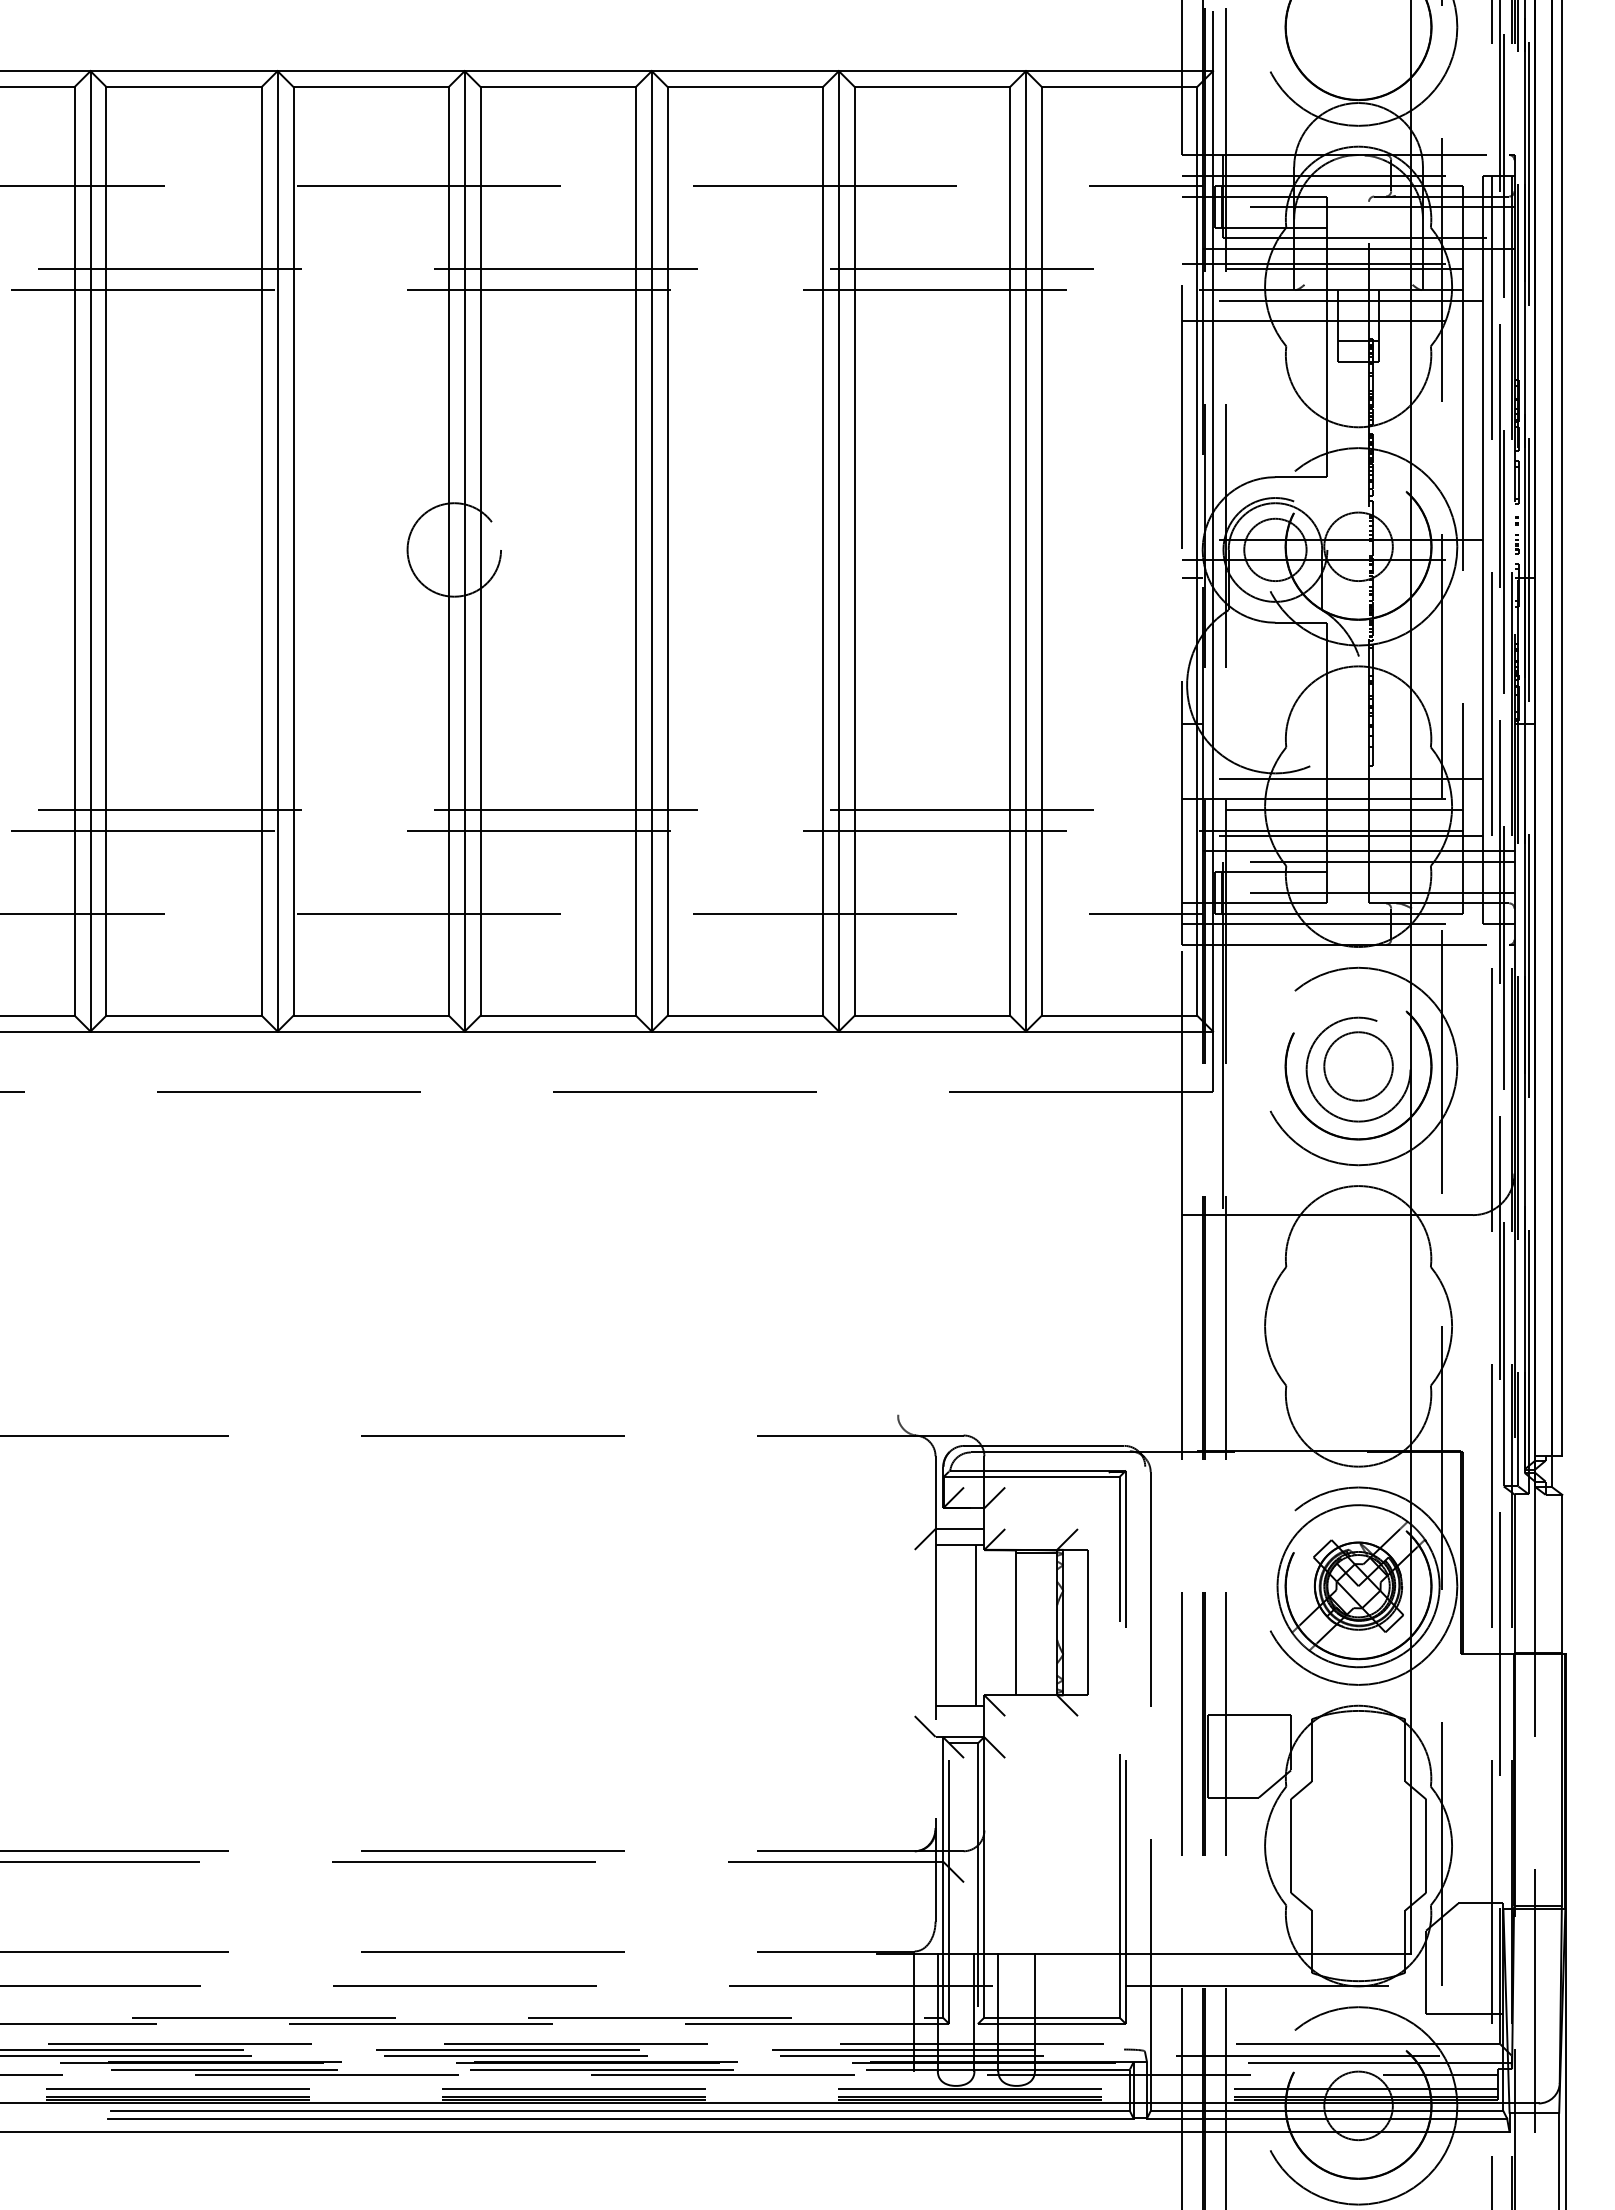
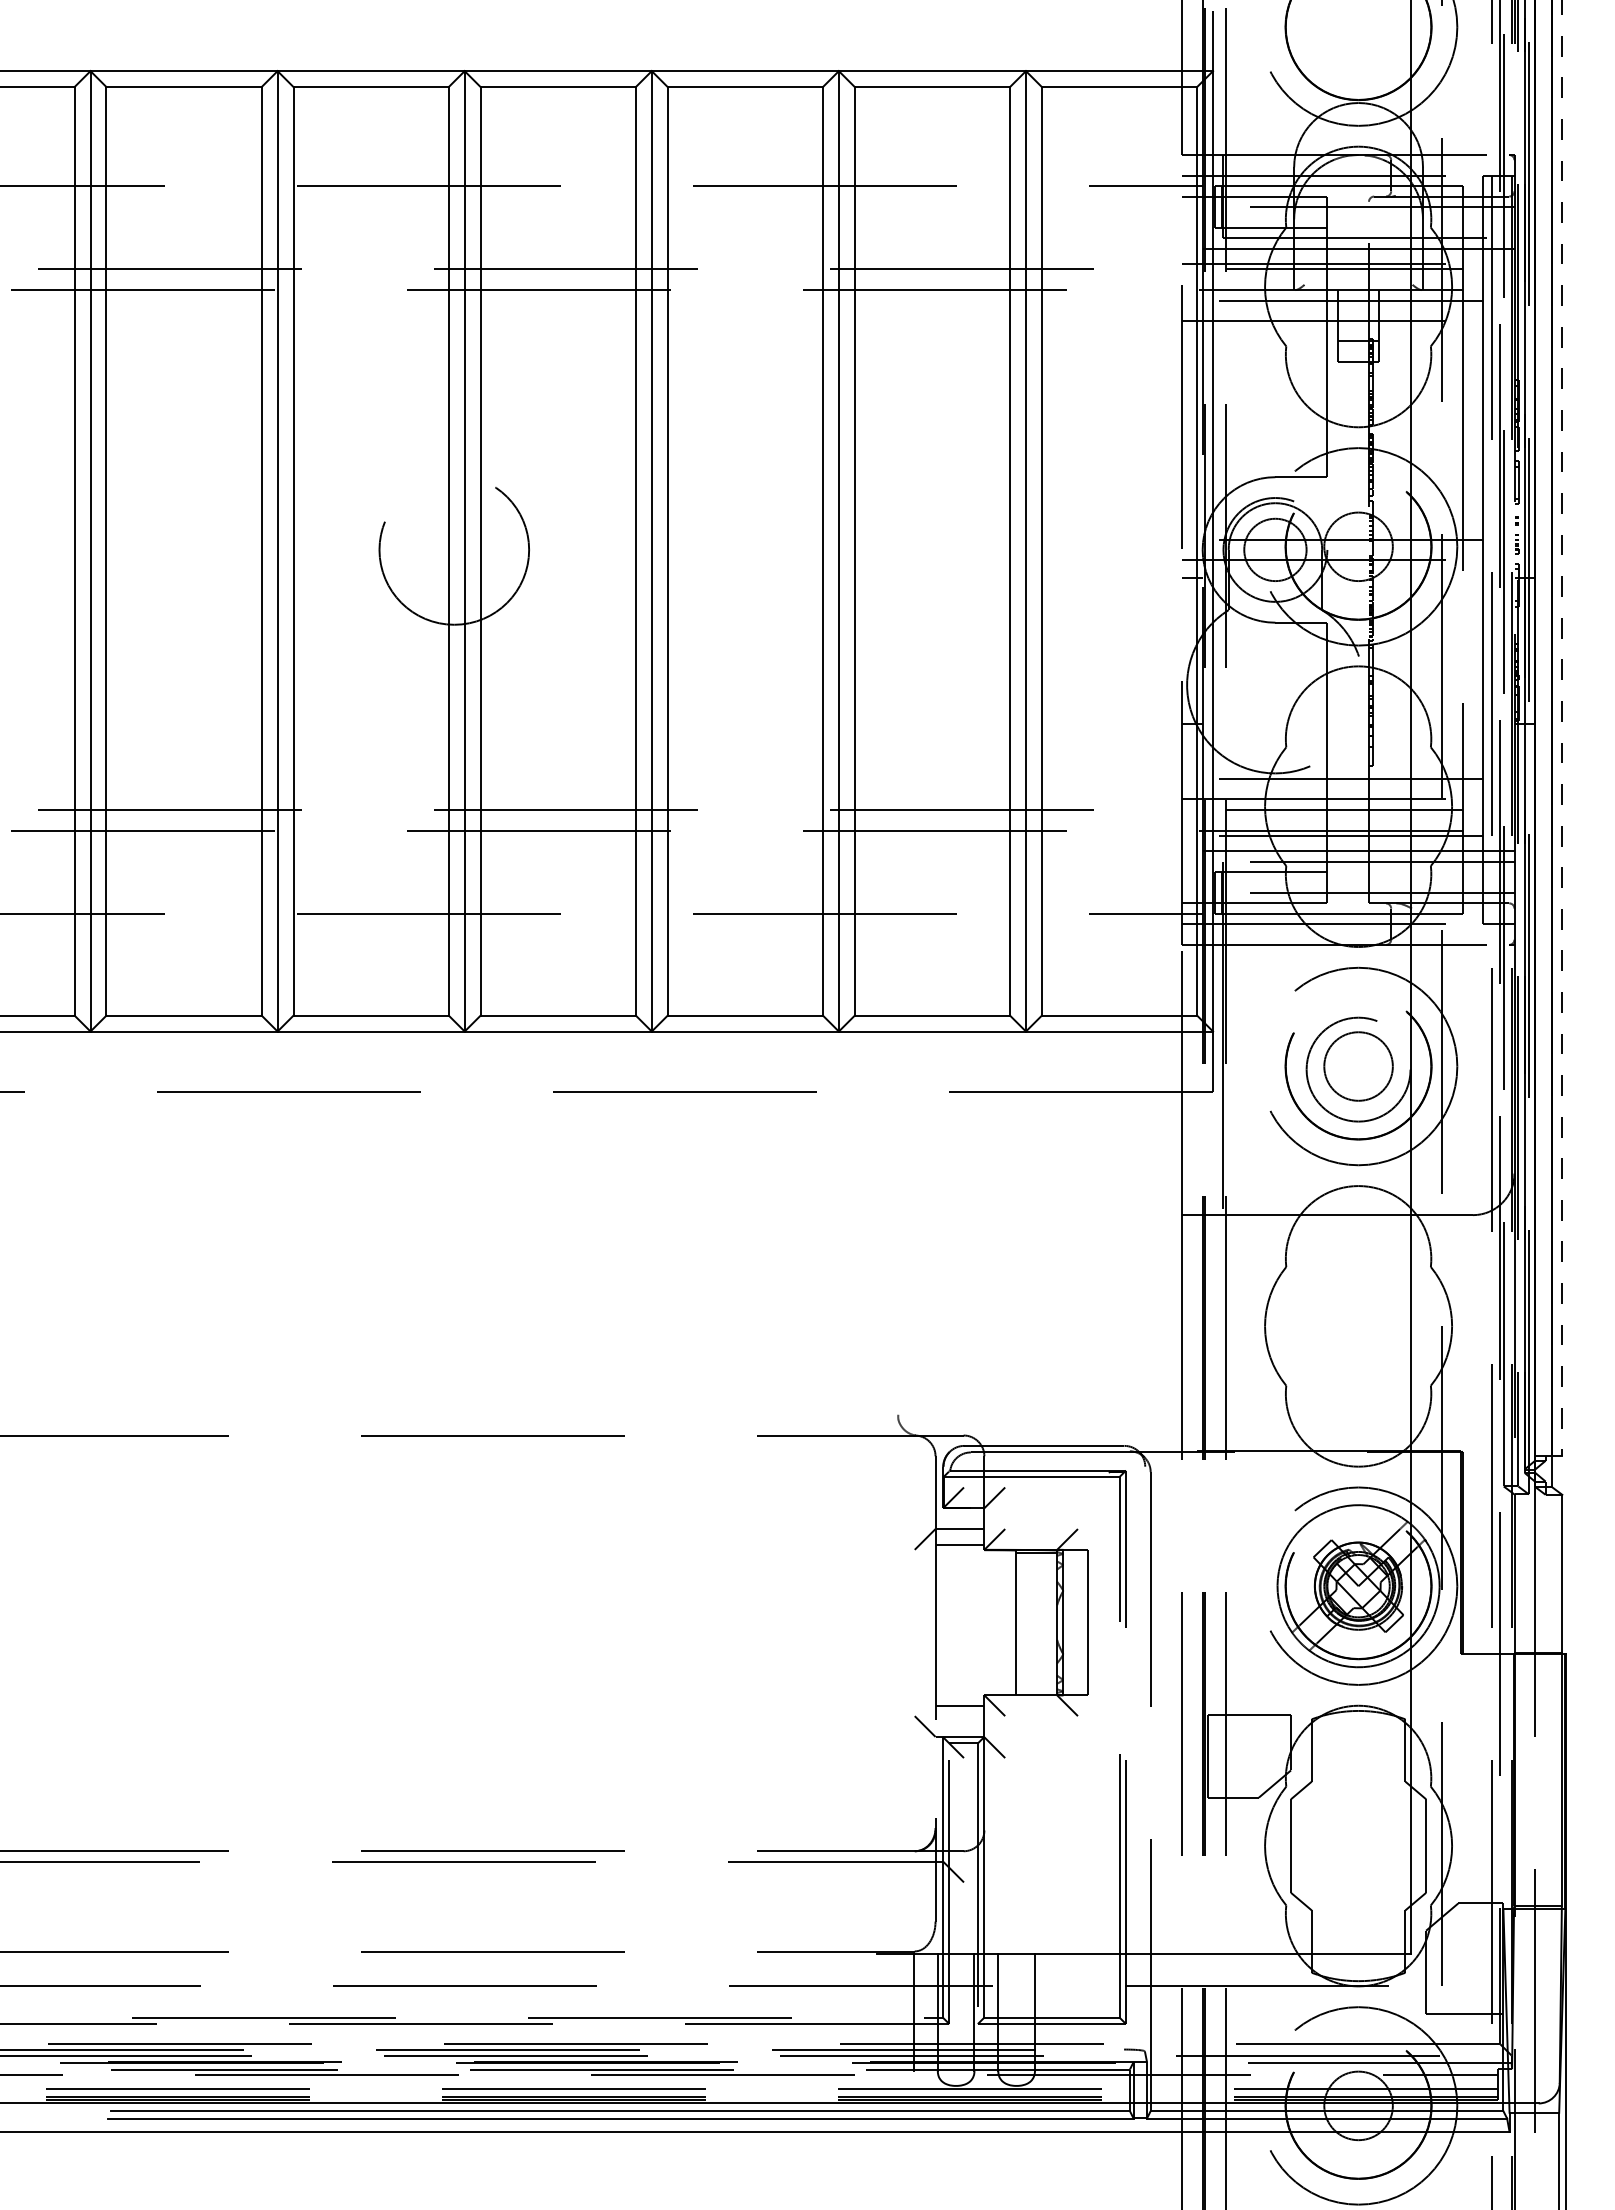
circle diameter: 94 px -> 150 px (454, 549)
line: solid -> dashed (1562, 727)
line: present -> none (975, 1624)
